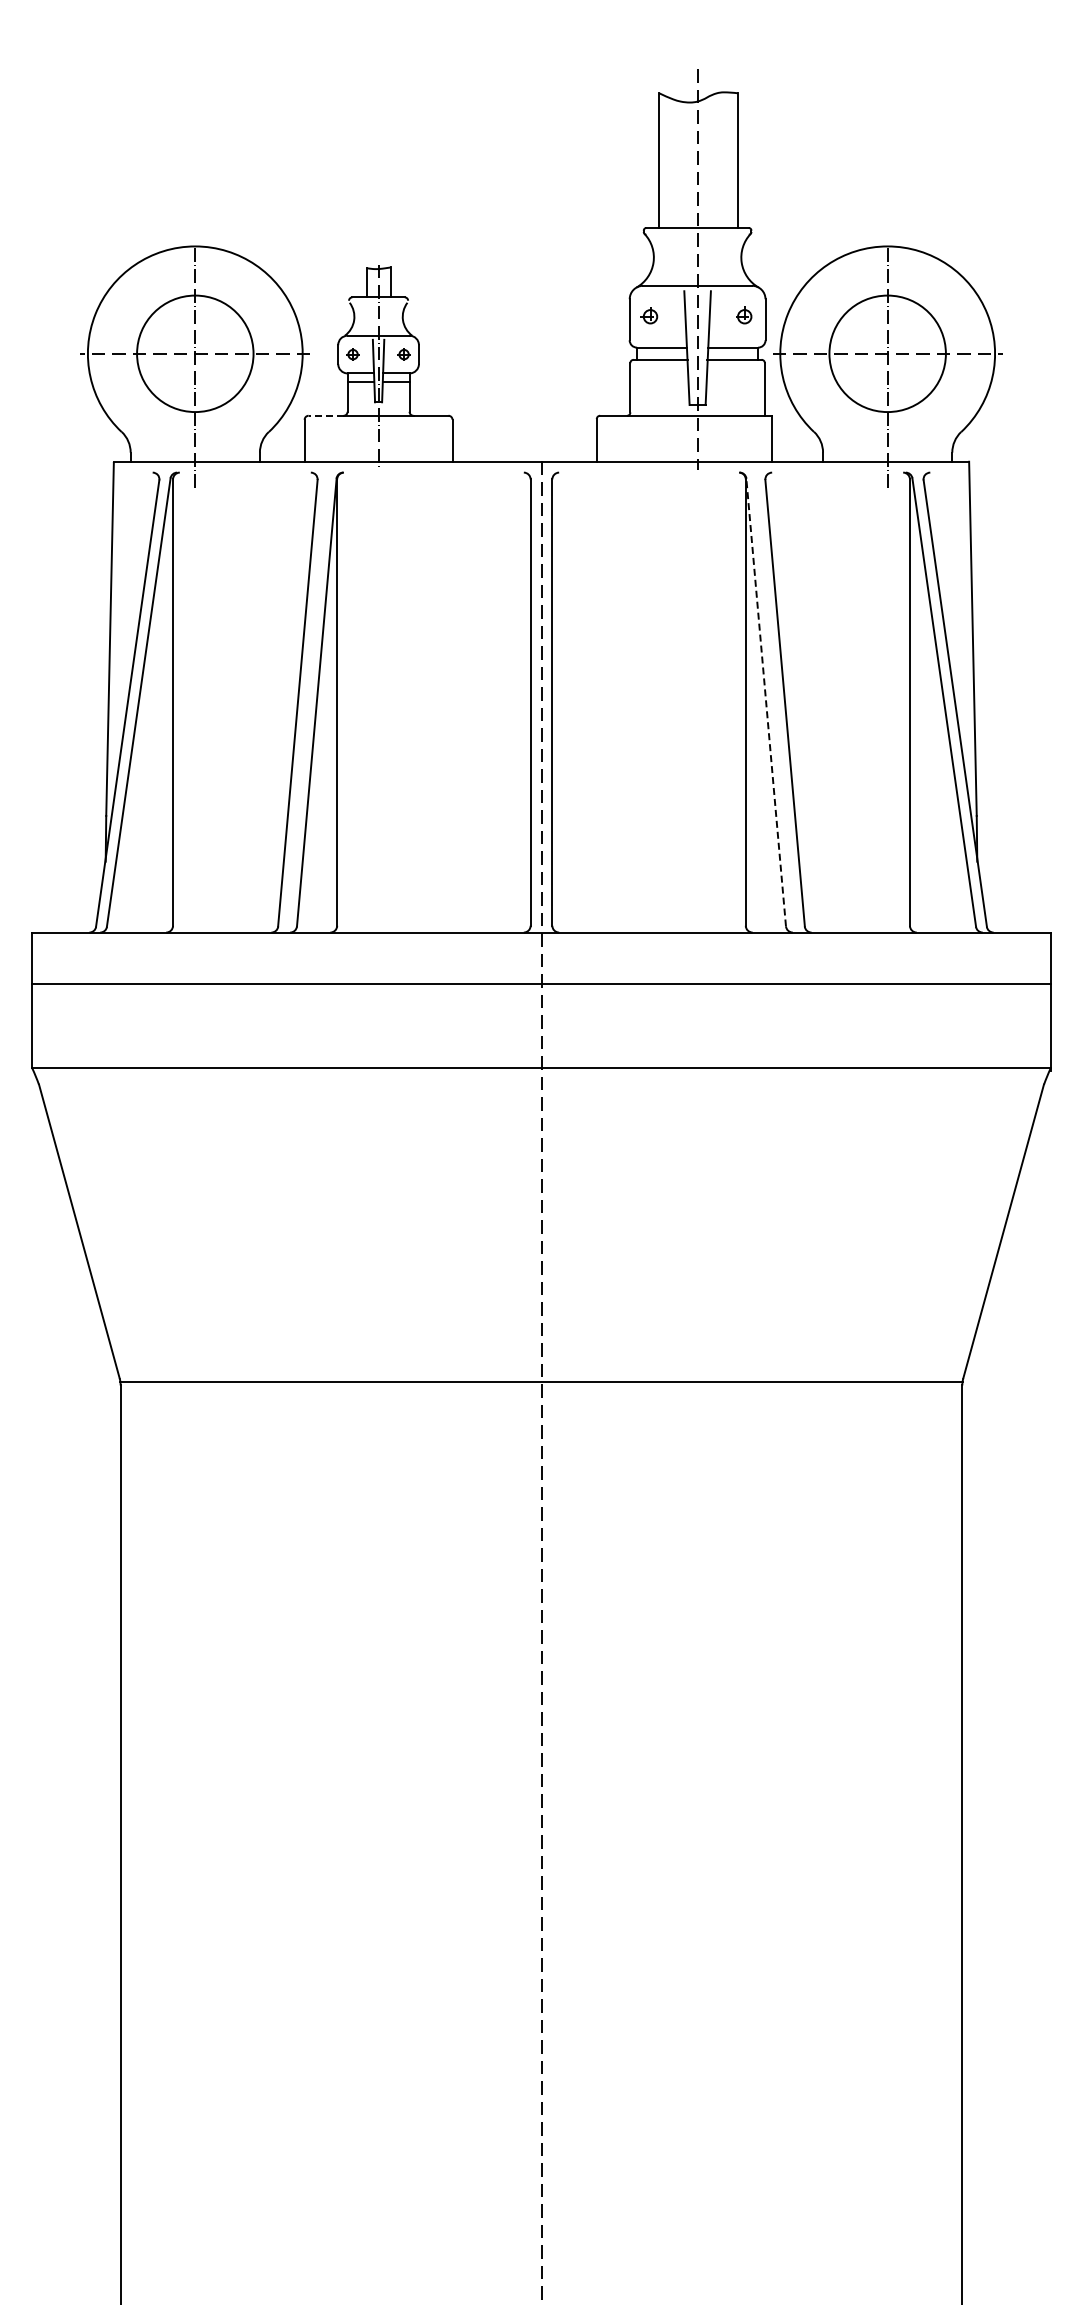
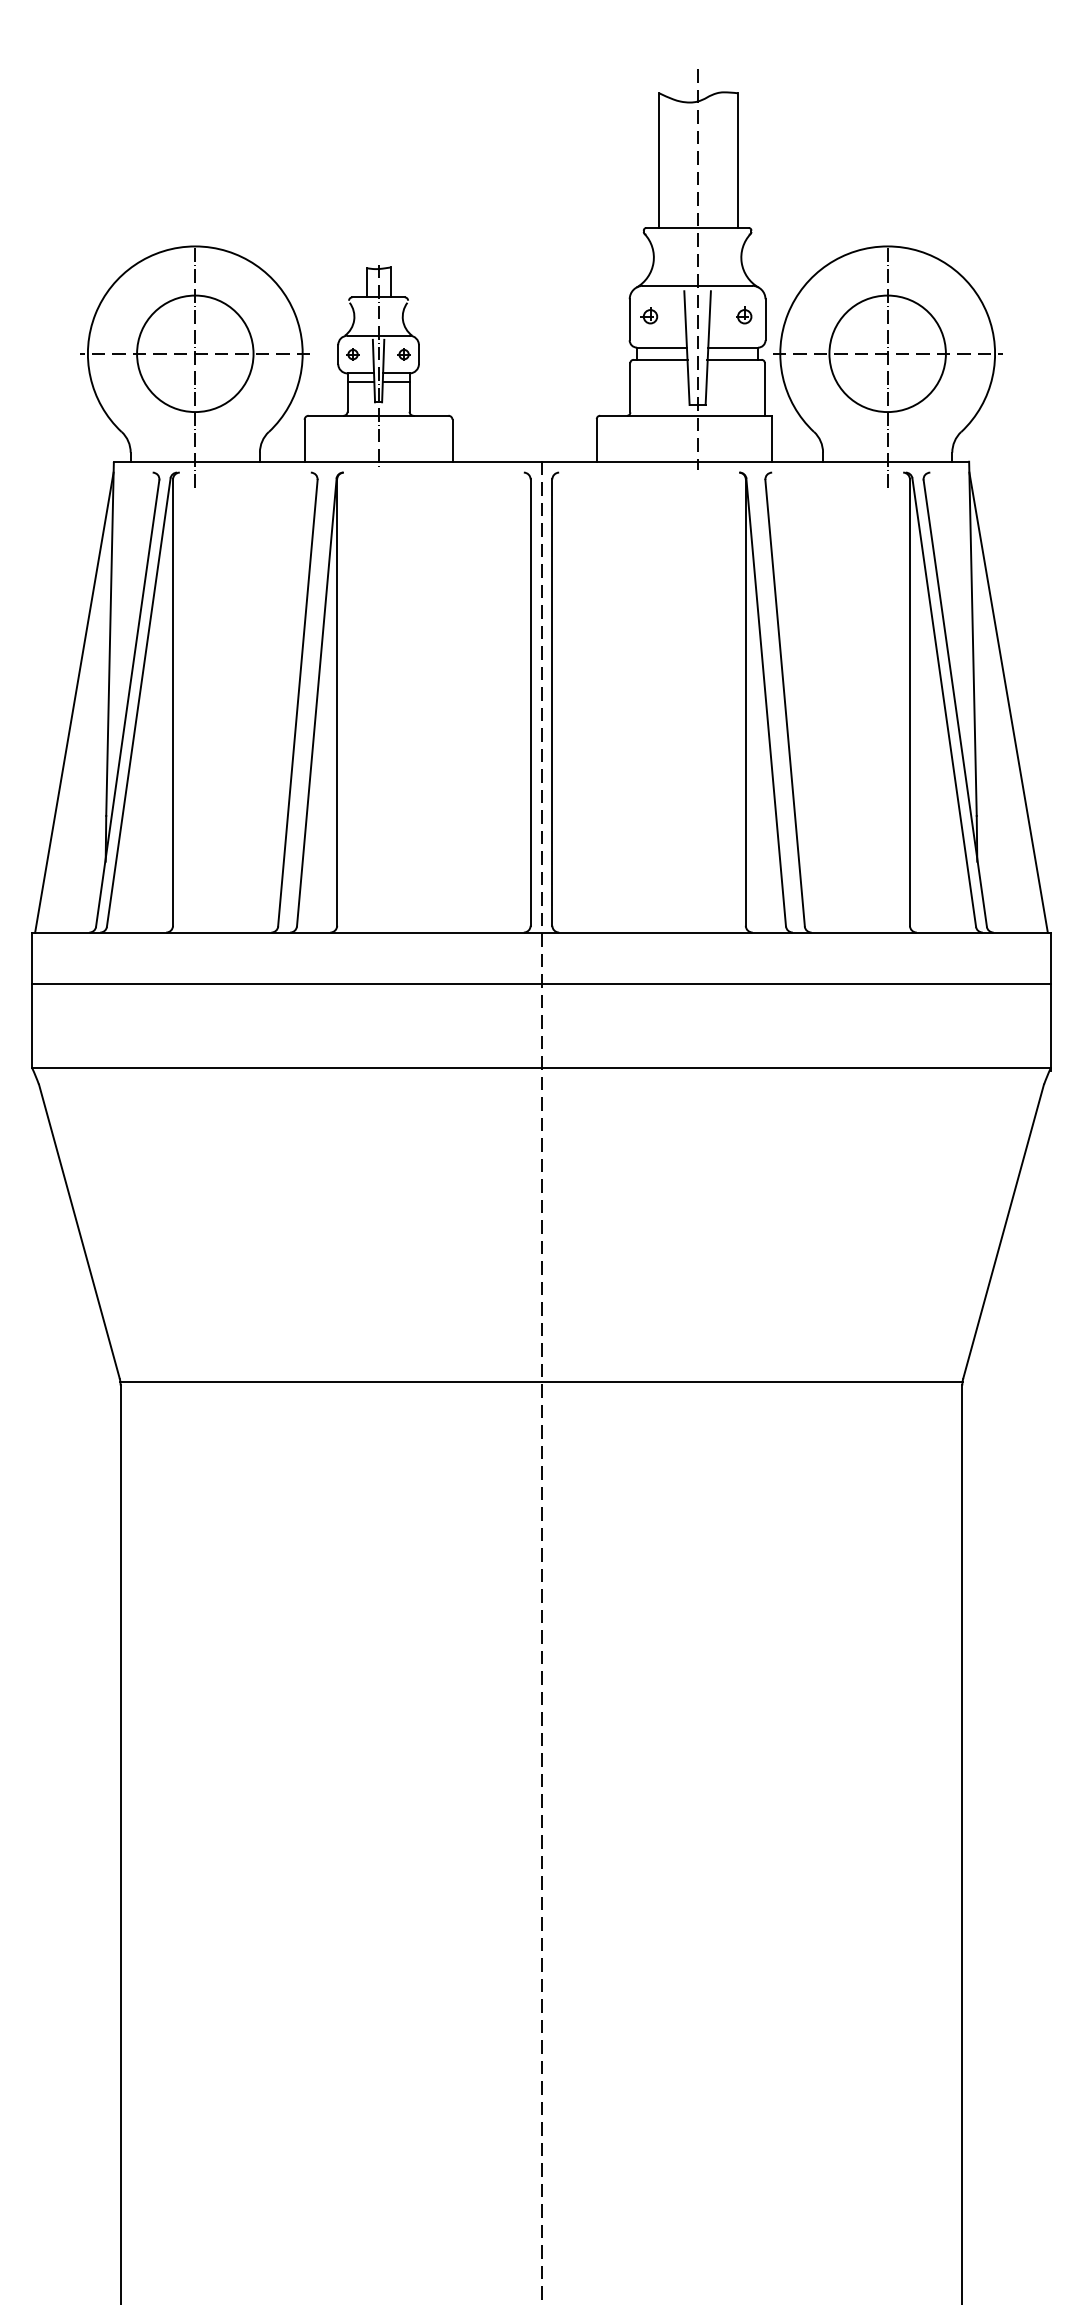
line: dashed -> solid (325, 415)
line: none -> present (74, 702)
line: dashed -> solid (766, 702)
line: none -> present (1008, 702)
